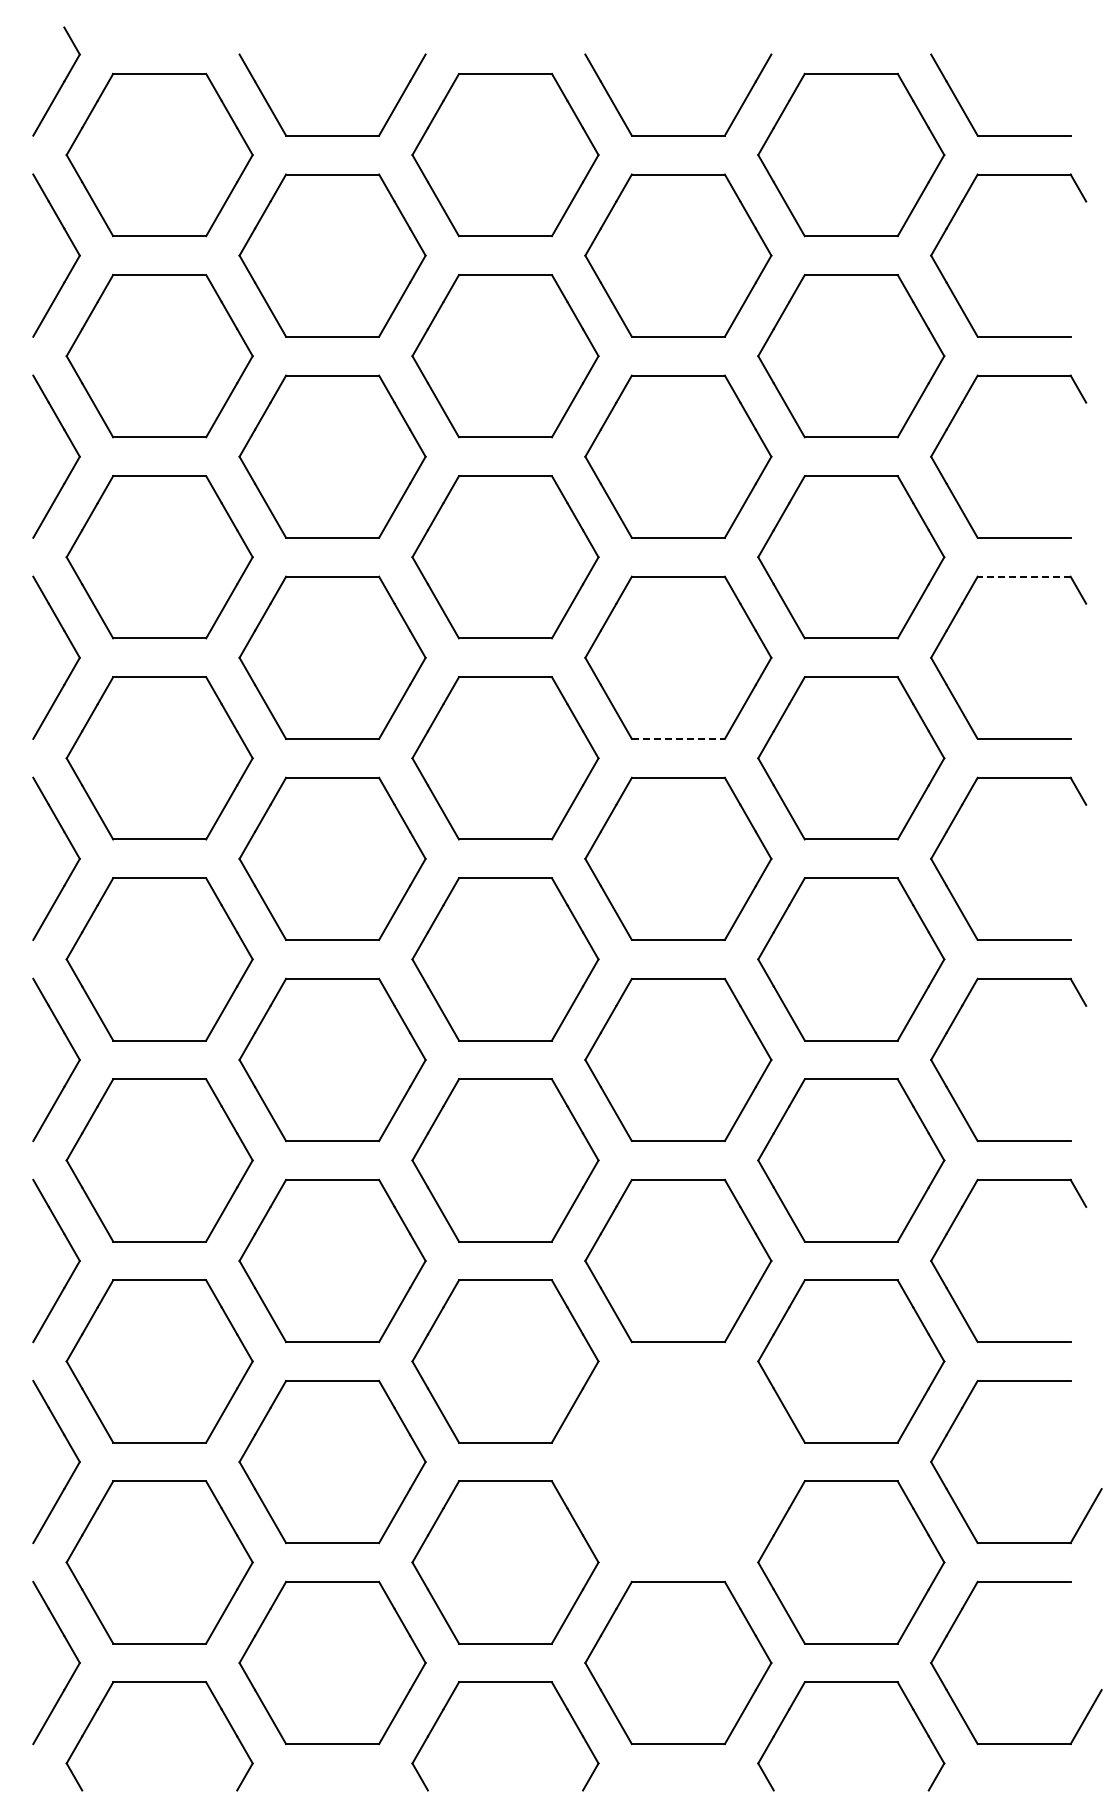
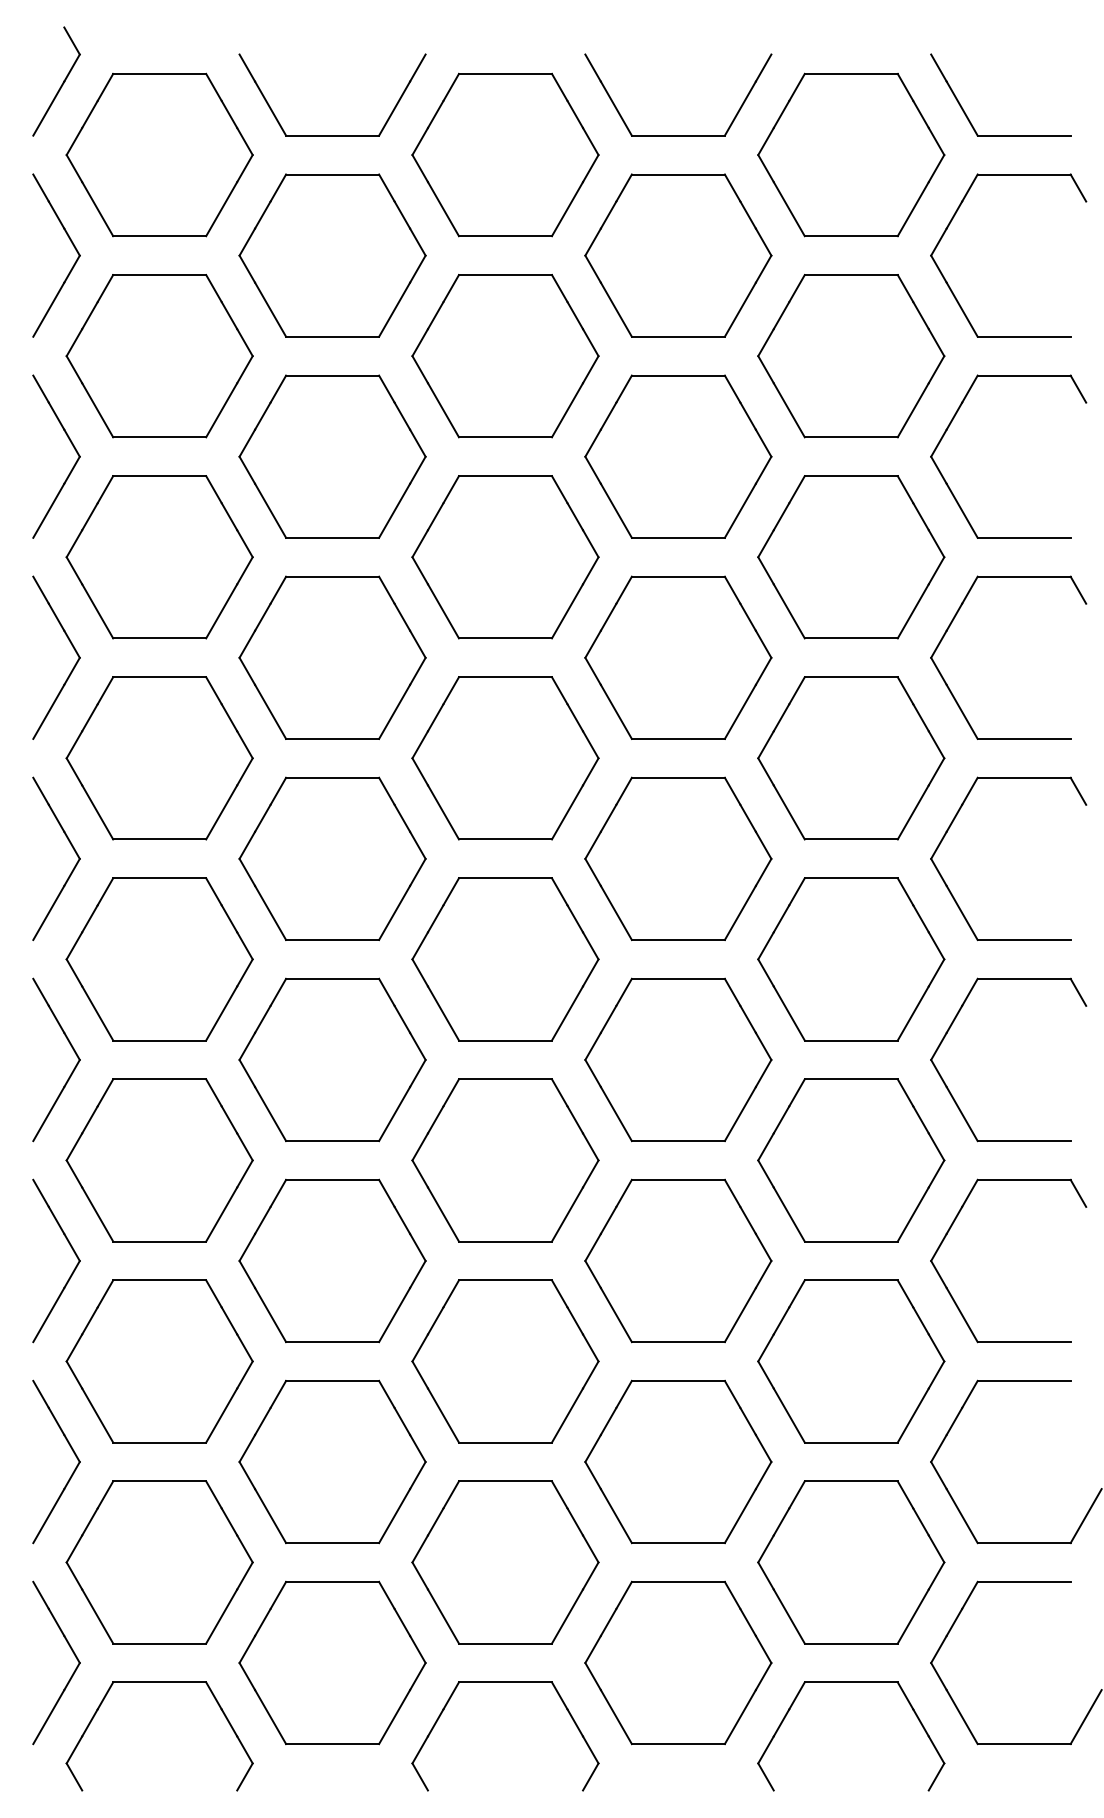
line: dashed -> solid (1024, 576)
line: dashed -> solid (678, 738)
part: none -> present (678, 1461)
